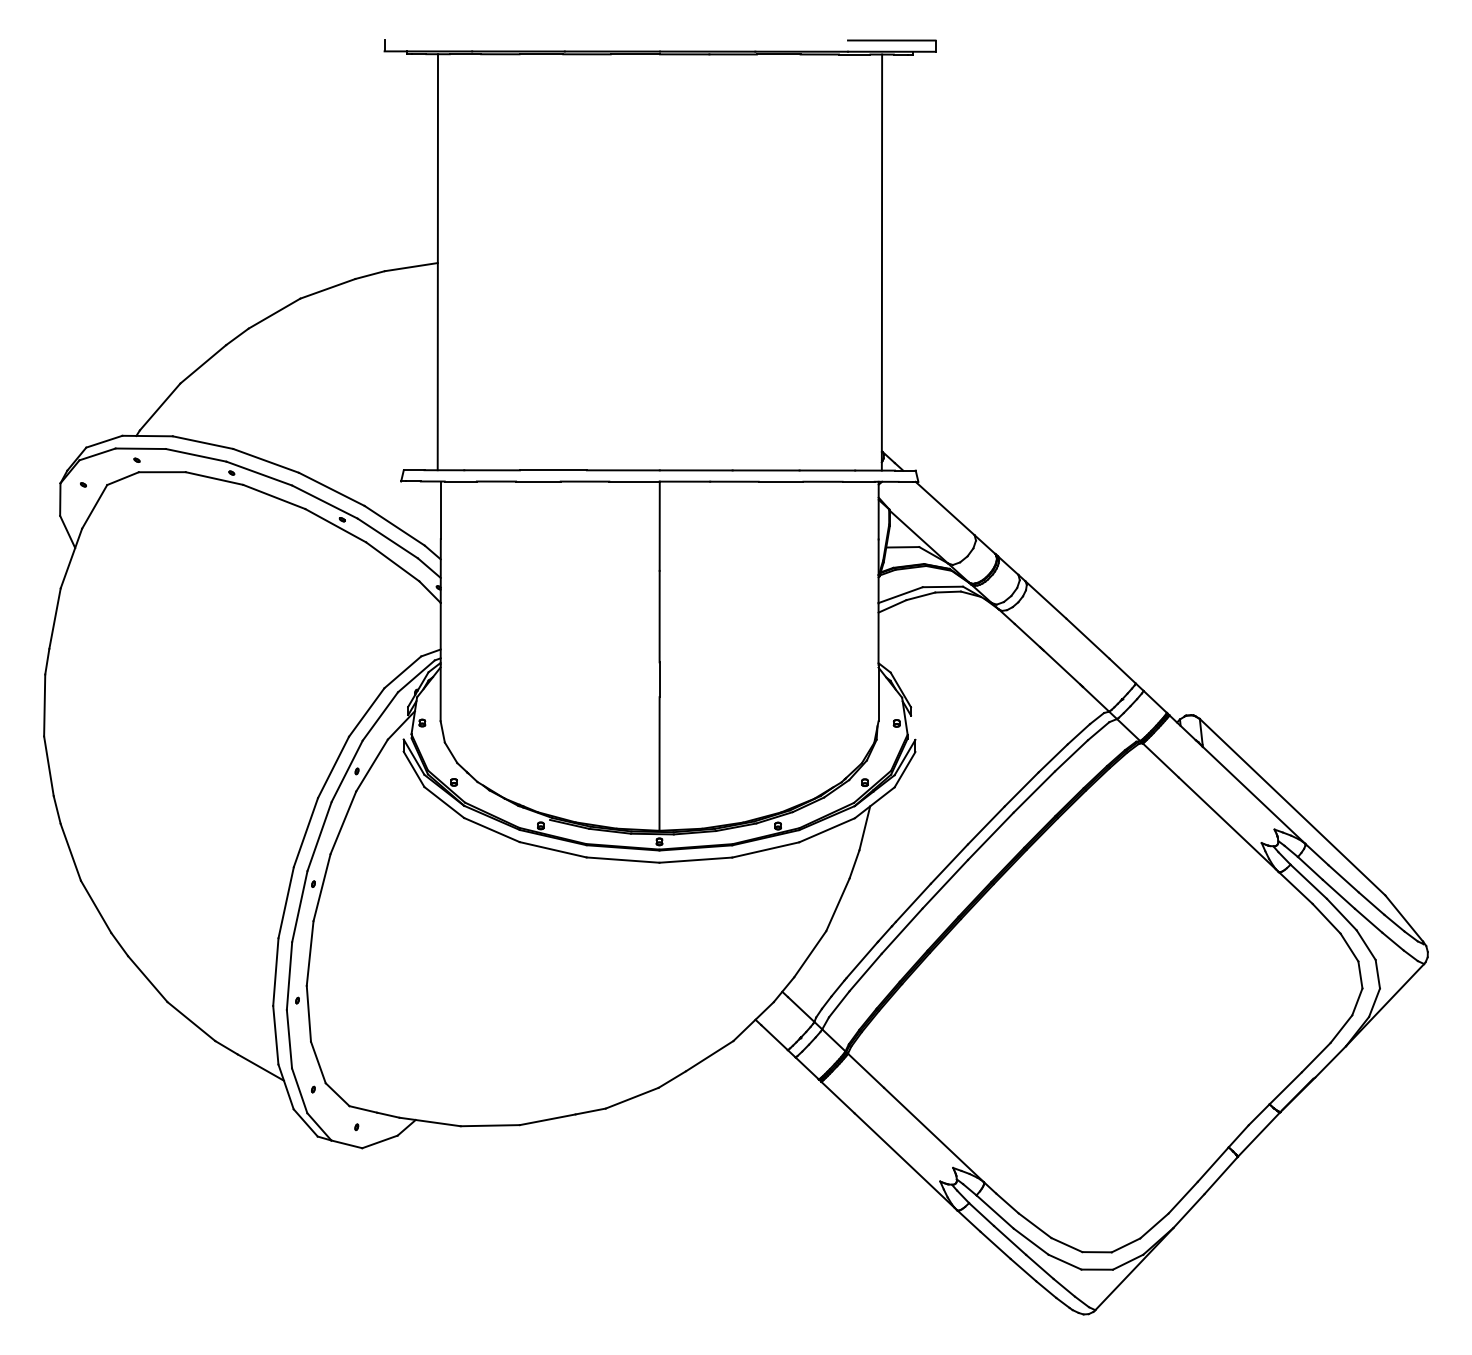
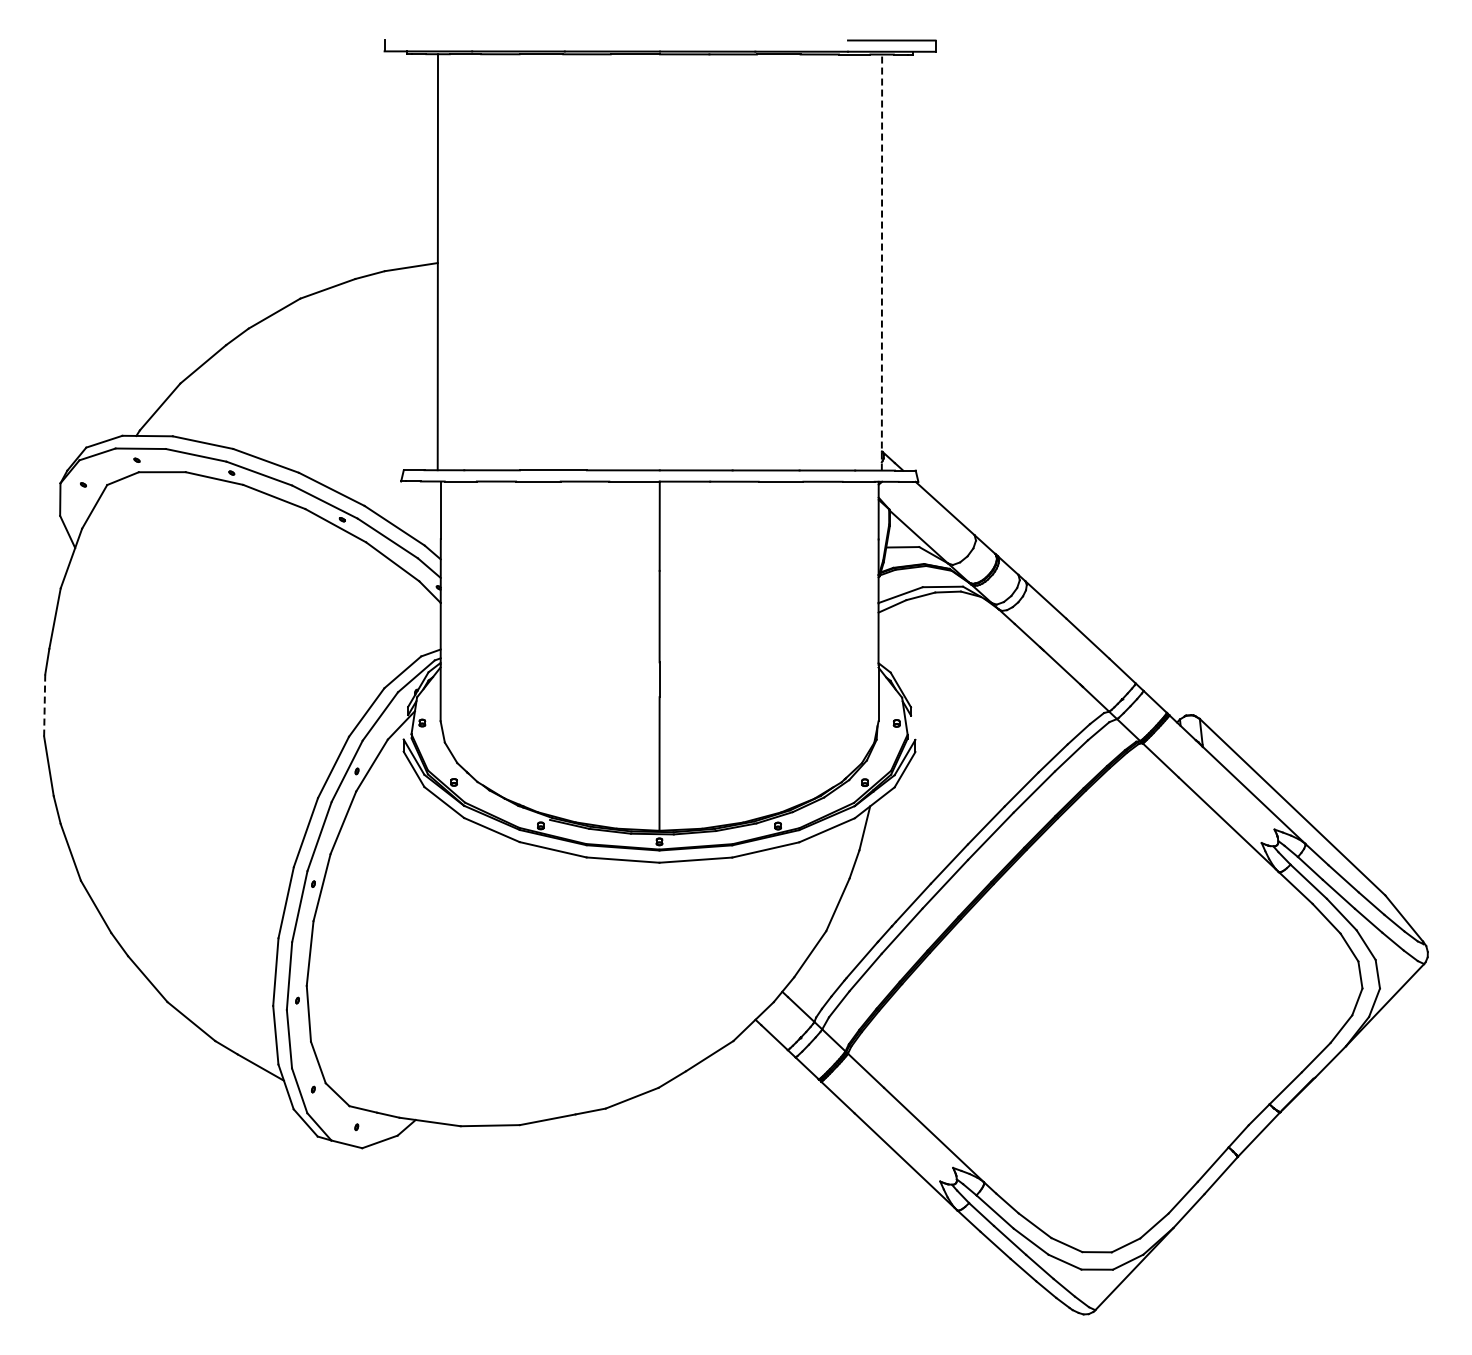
line: solid -> dashed (881, 262)
line: solid -> dashed (44, 705)
